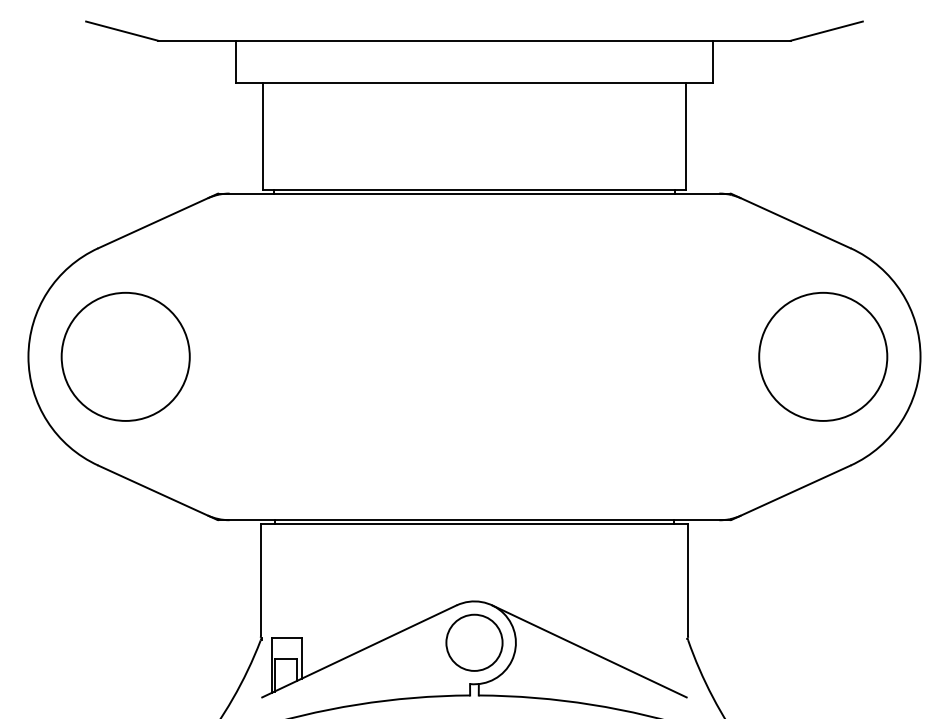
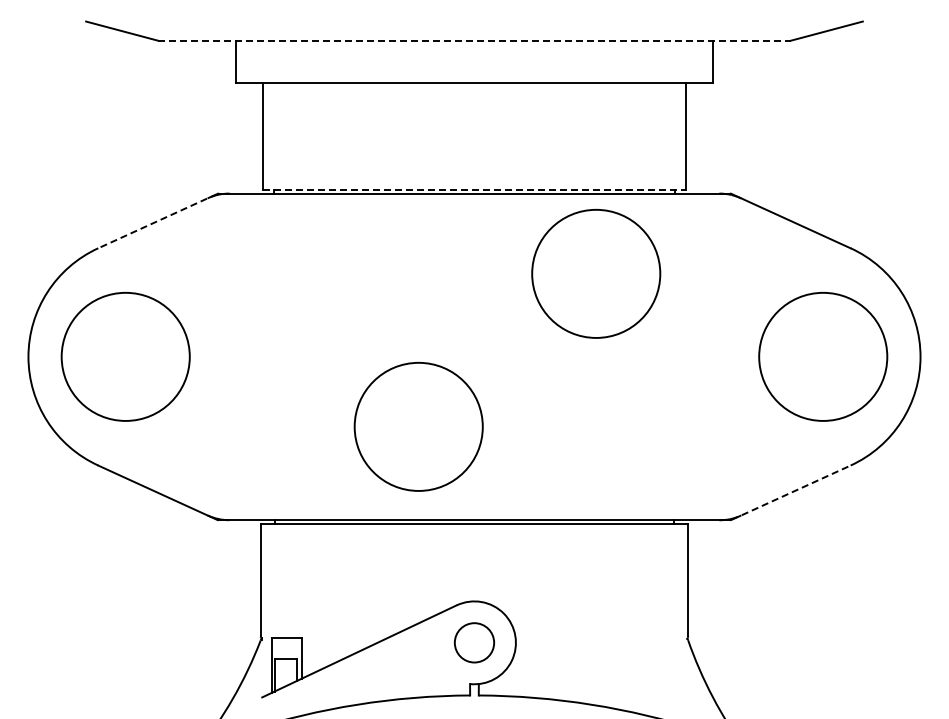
line: solid -> dashed (474, 40)
line: solid -> dashed (474, 189)
line: solid -> dashed (157, 221)
circle: none -> present (596, 273)
circle: none -> present (418, 426)
line: solid -> dashed (791, 492)
circle diameter: 56 px -> 39 px (474, 642)
line: present -> none (589, 651)
